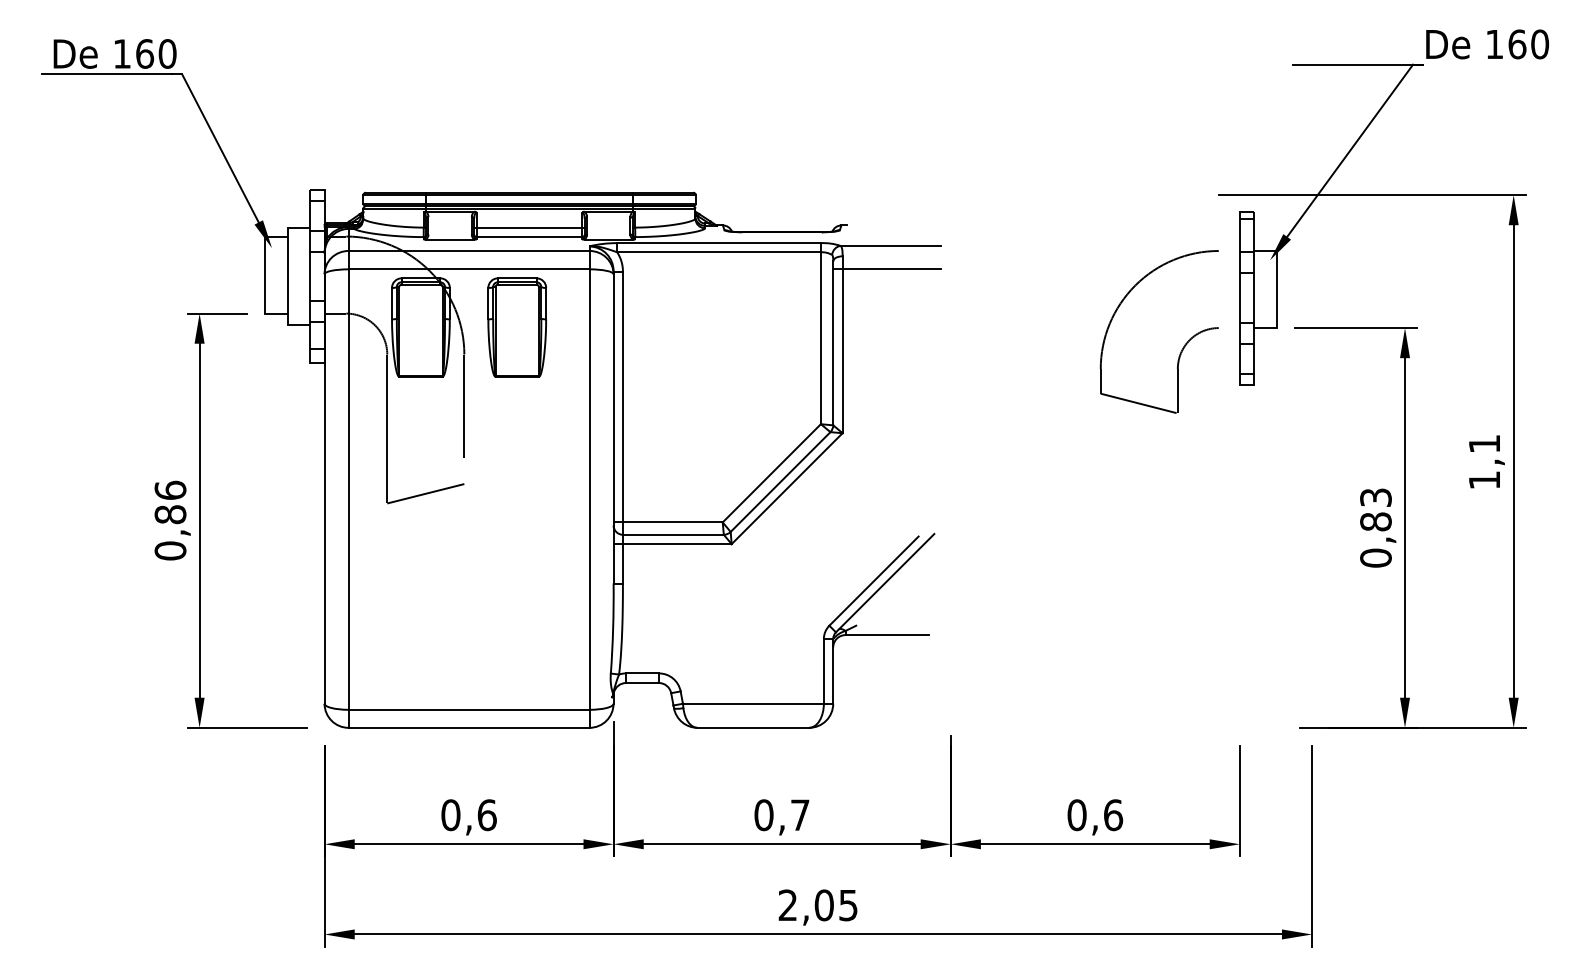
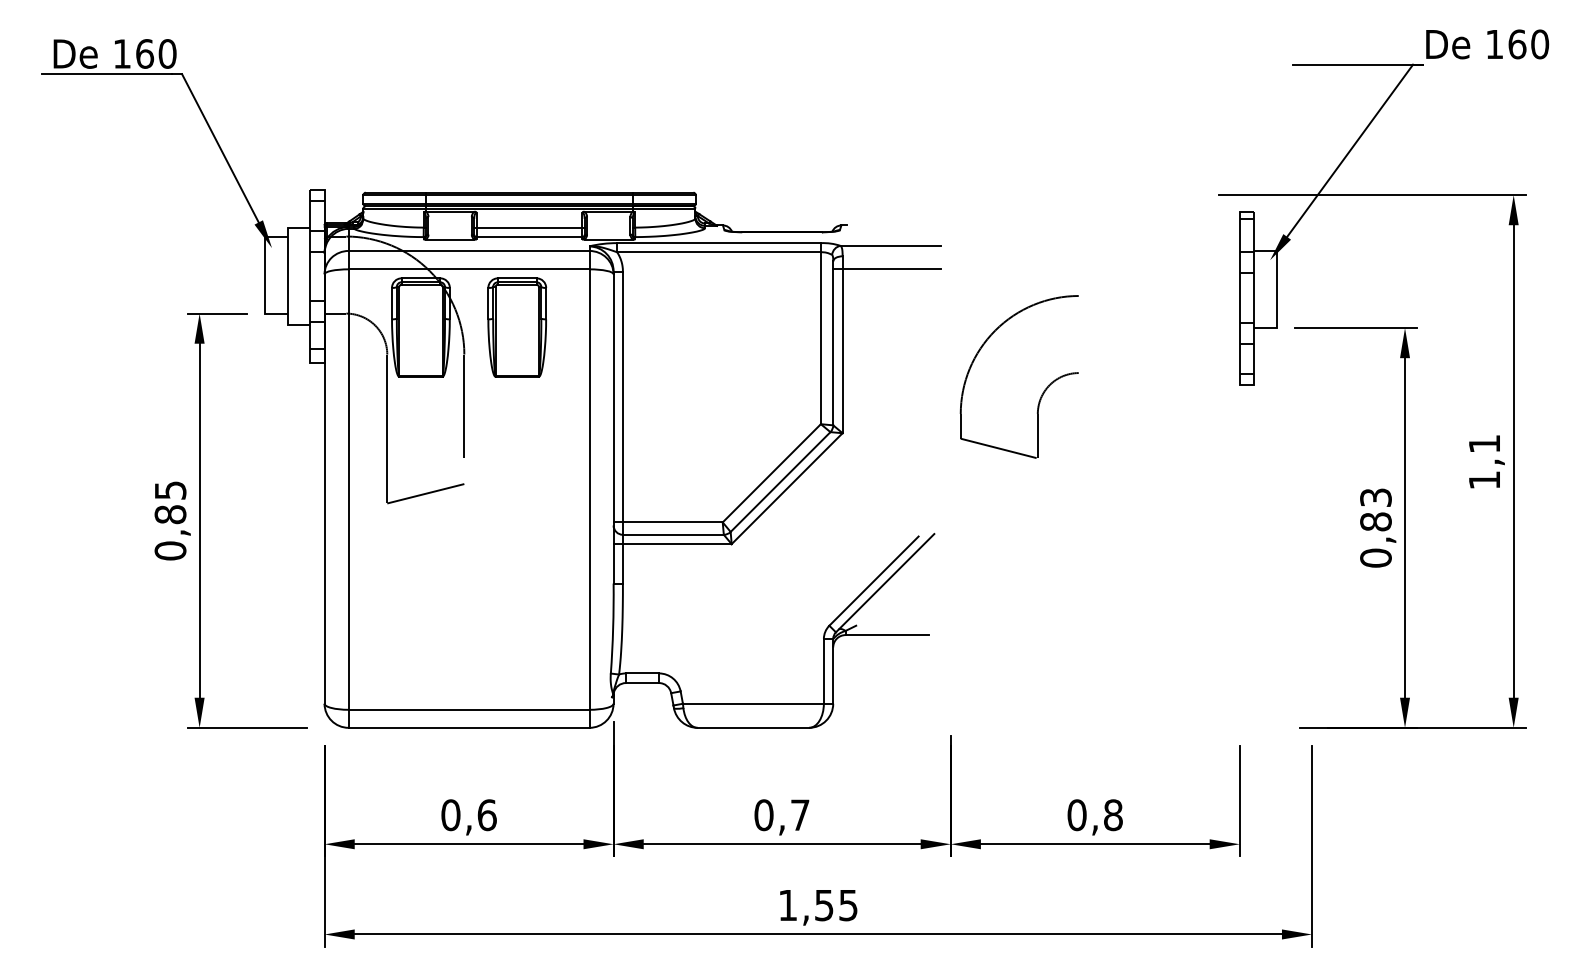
part position: (1182, 347) -> (1042, 392) (1042, 392)
text: 0,86 -> 0,85 (170, 489)
text: 0,6 -> 0,8 (1113, 814)
text: 2,05 -> 1,55 (805, 905)
